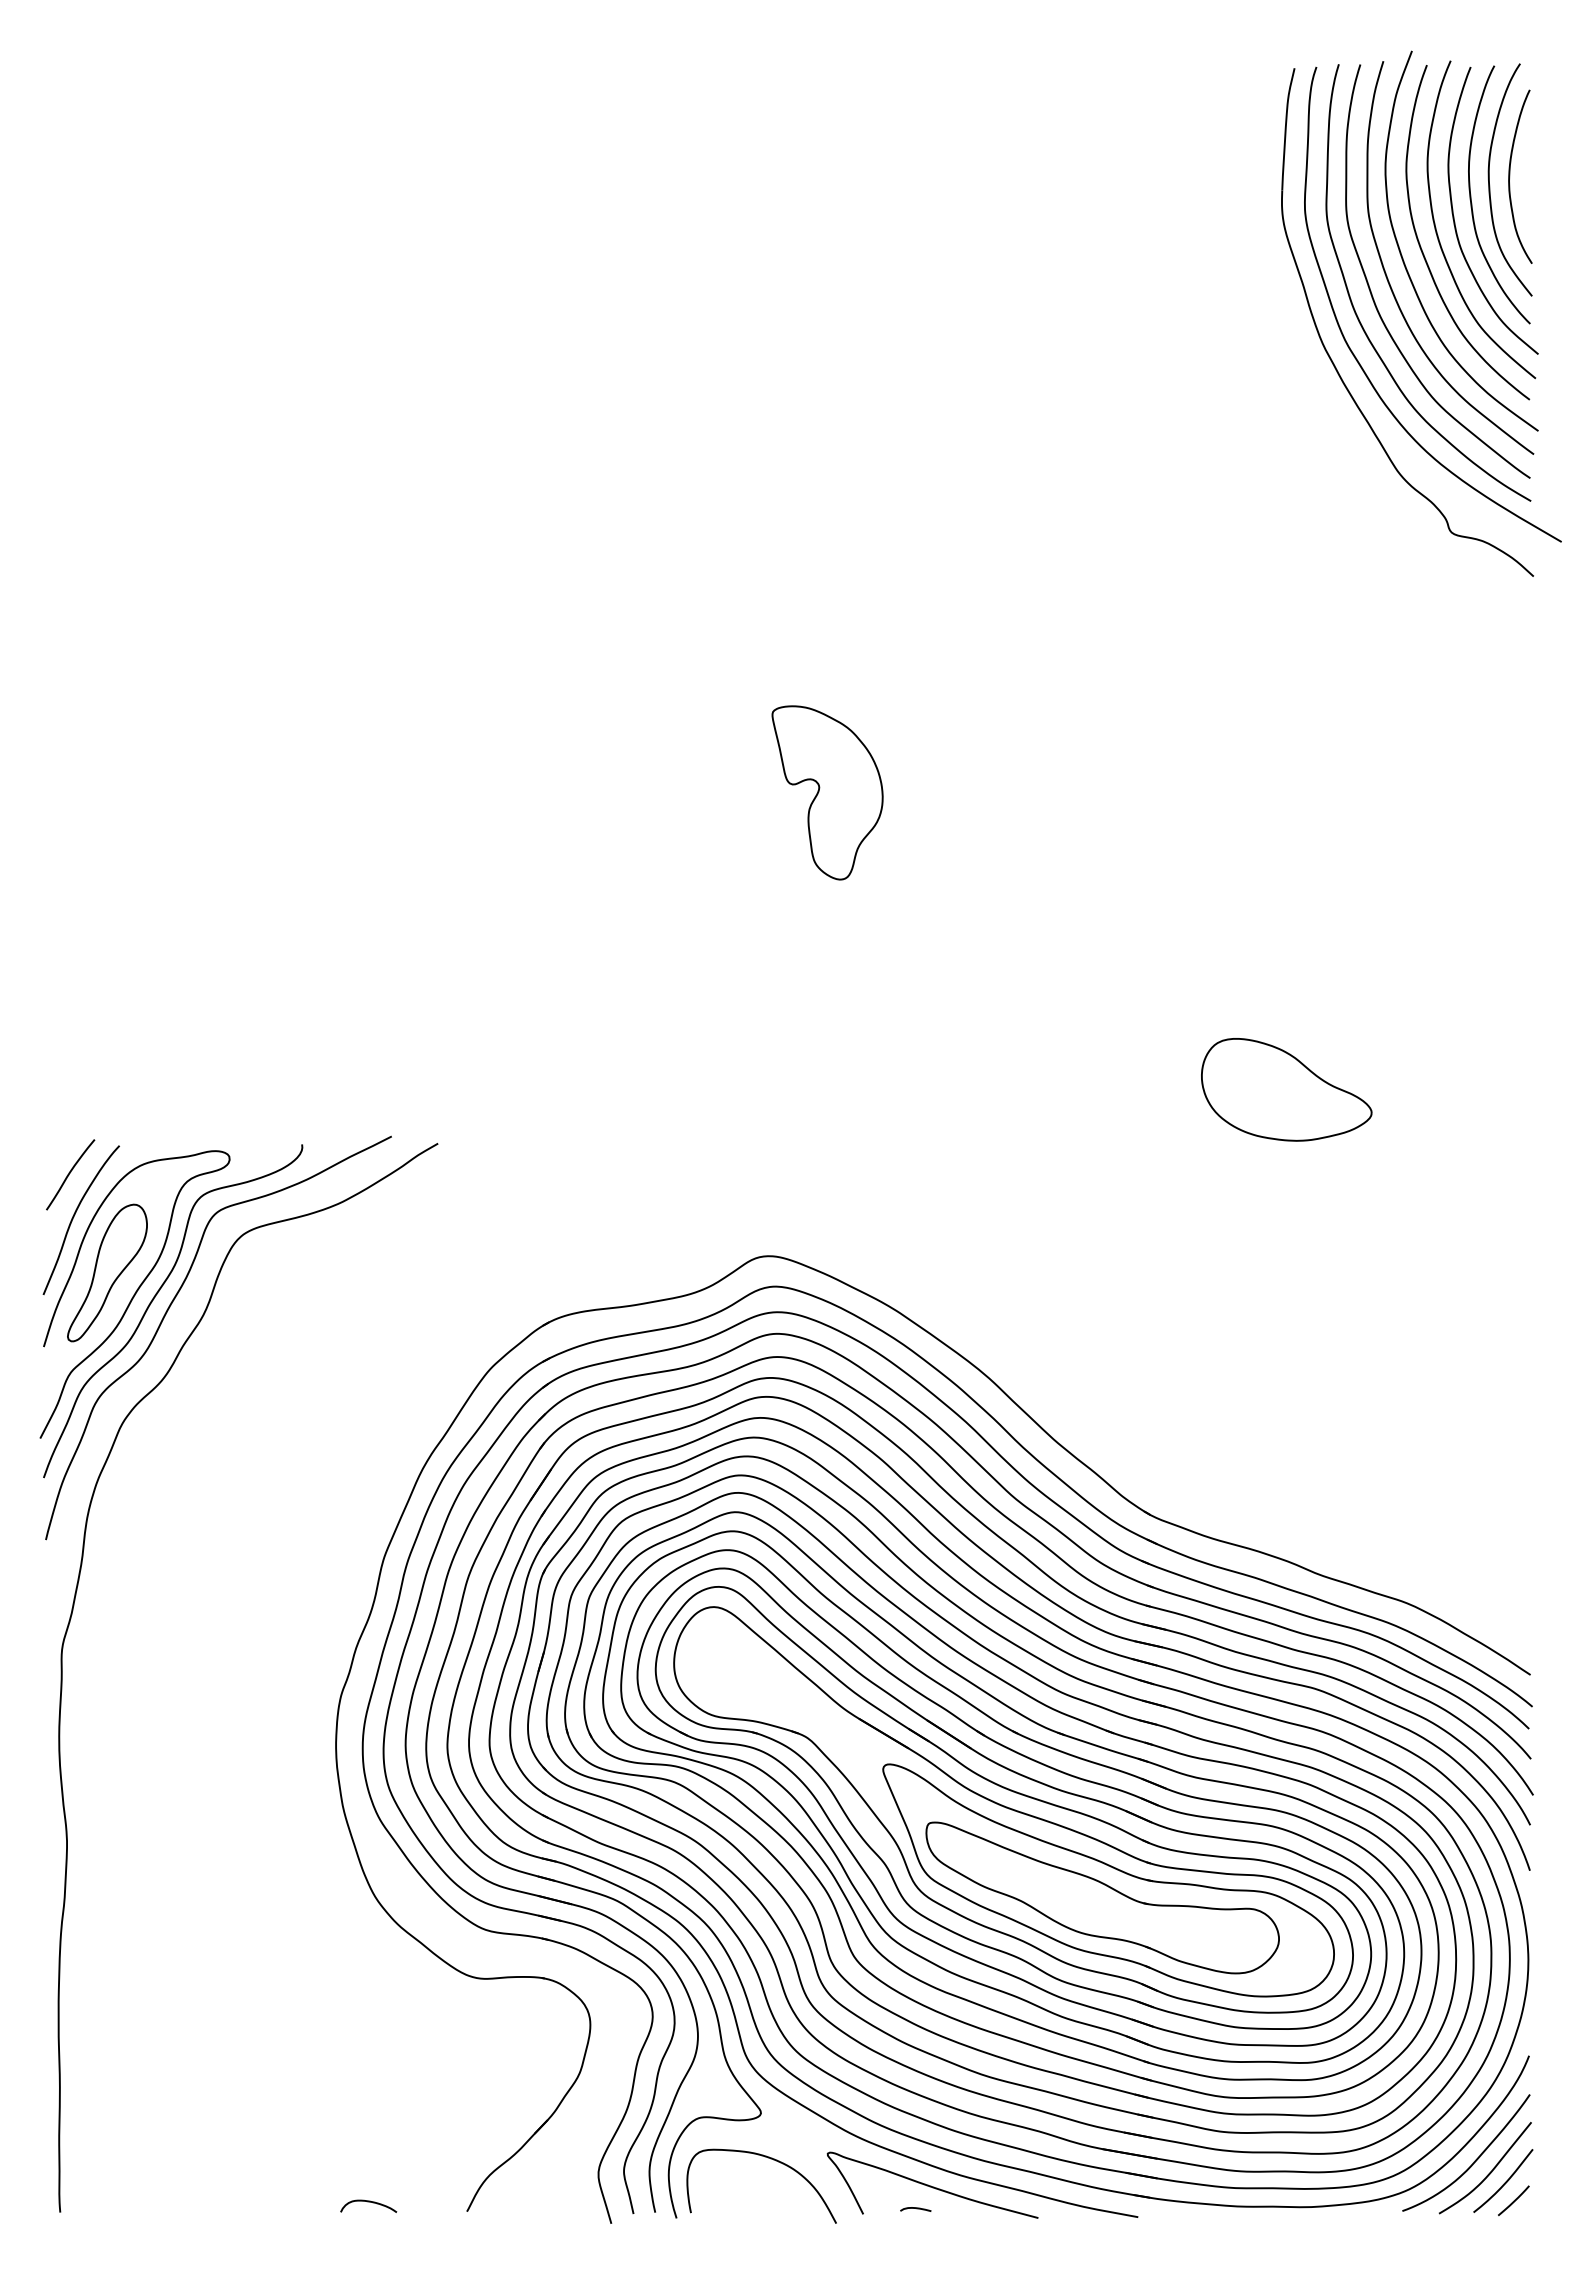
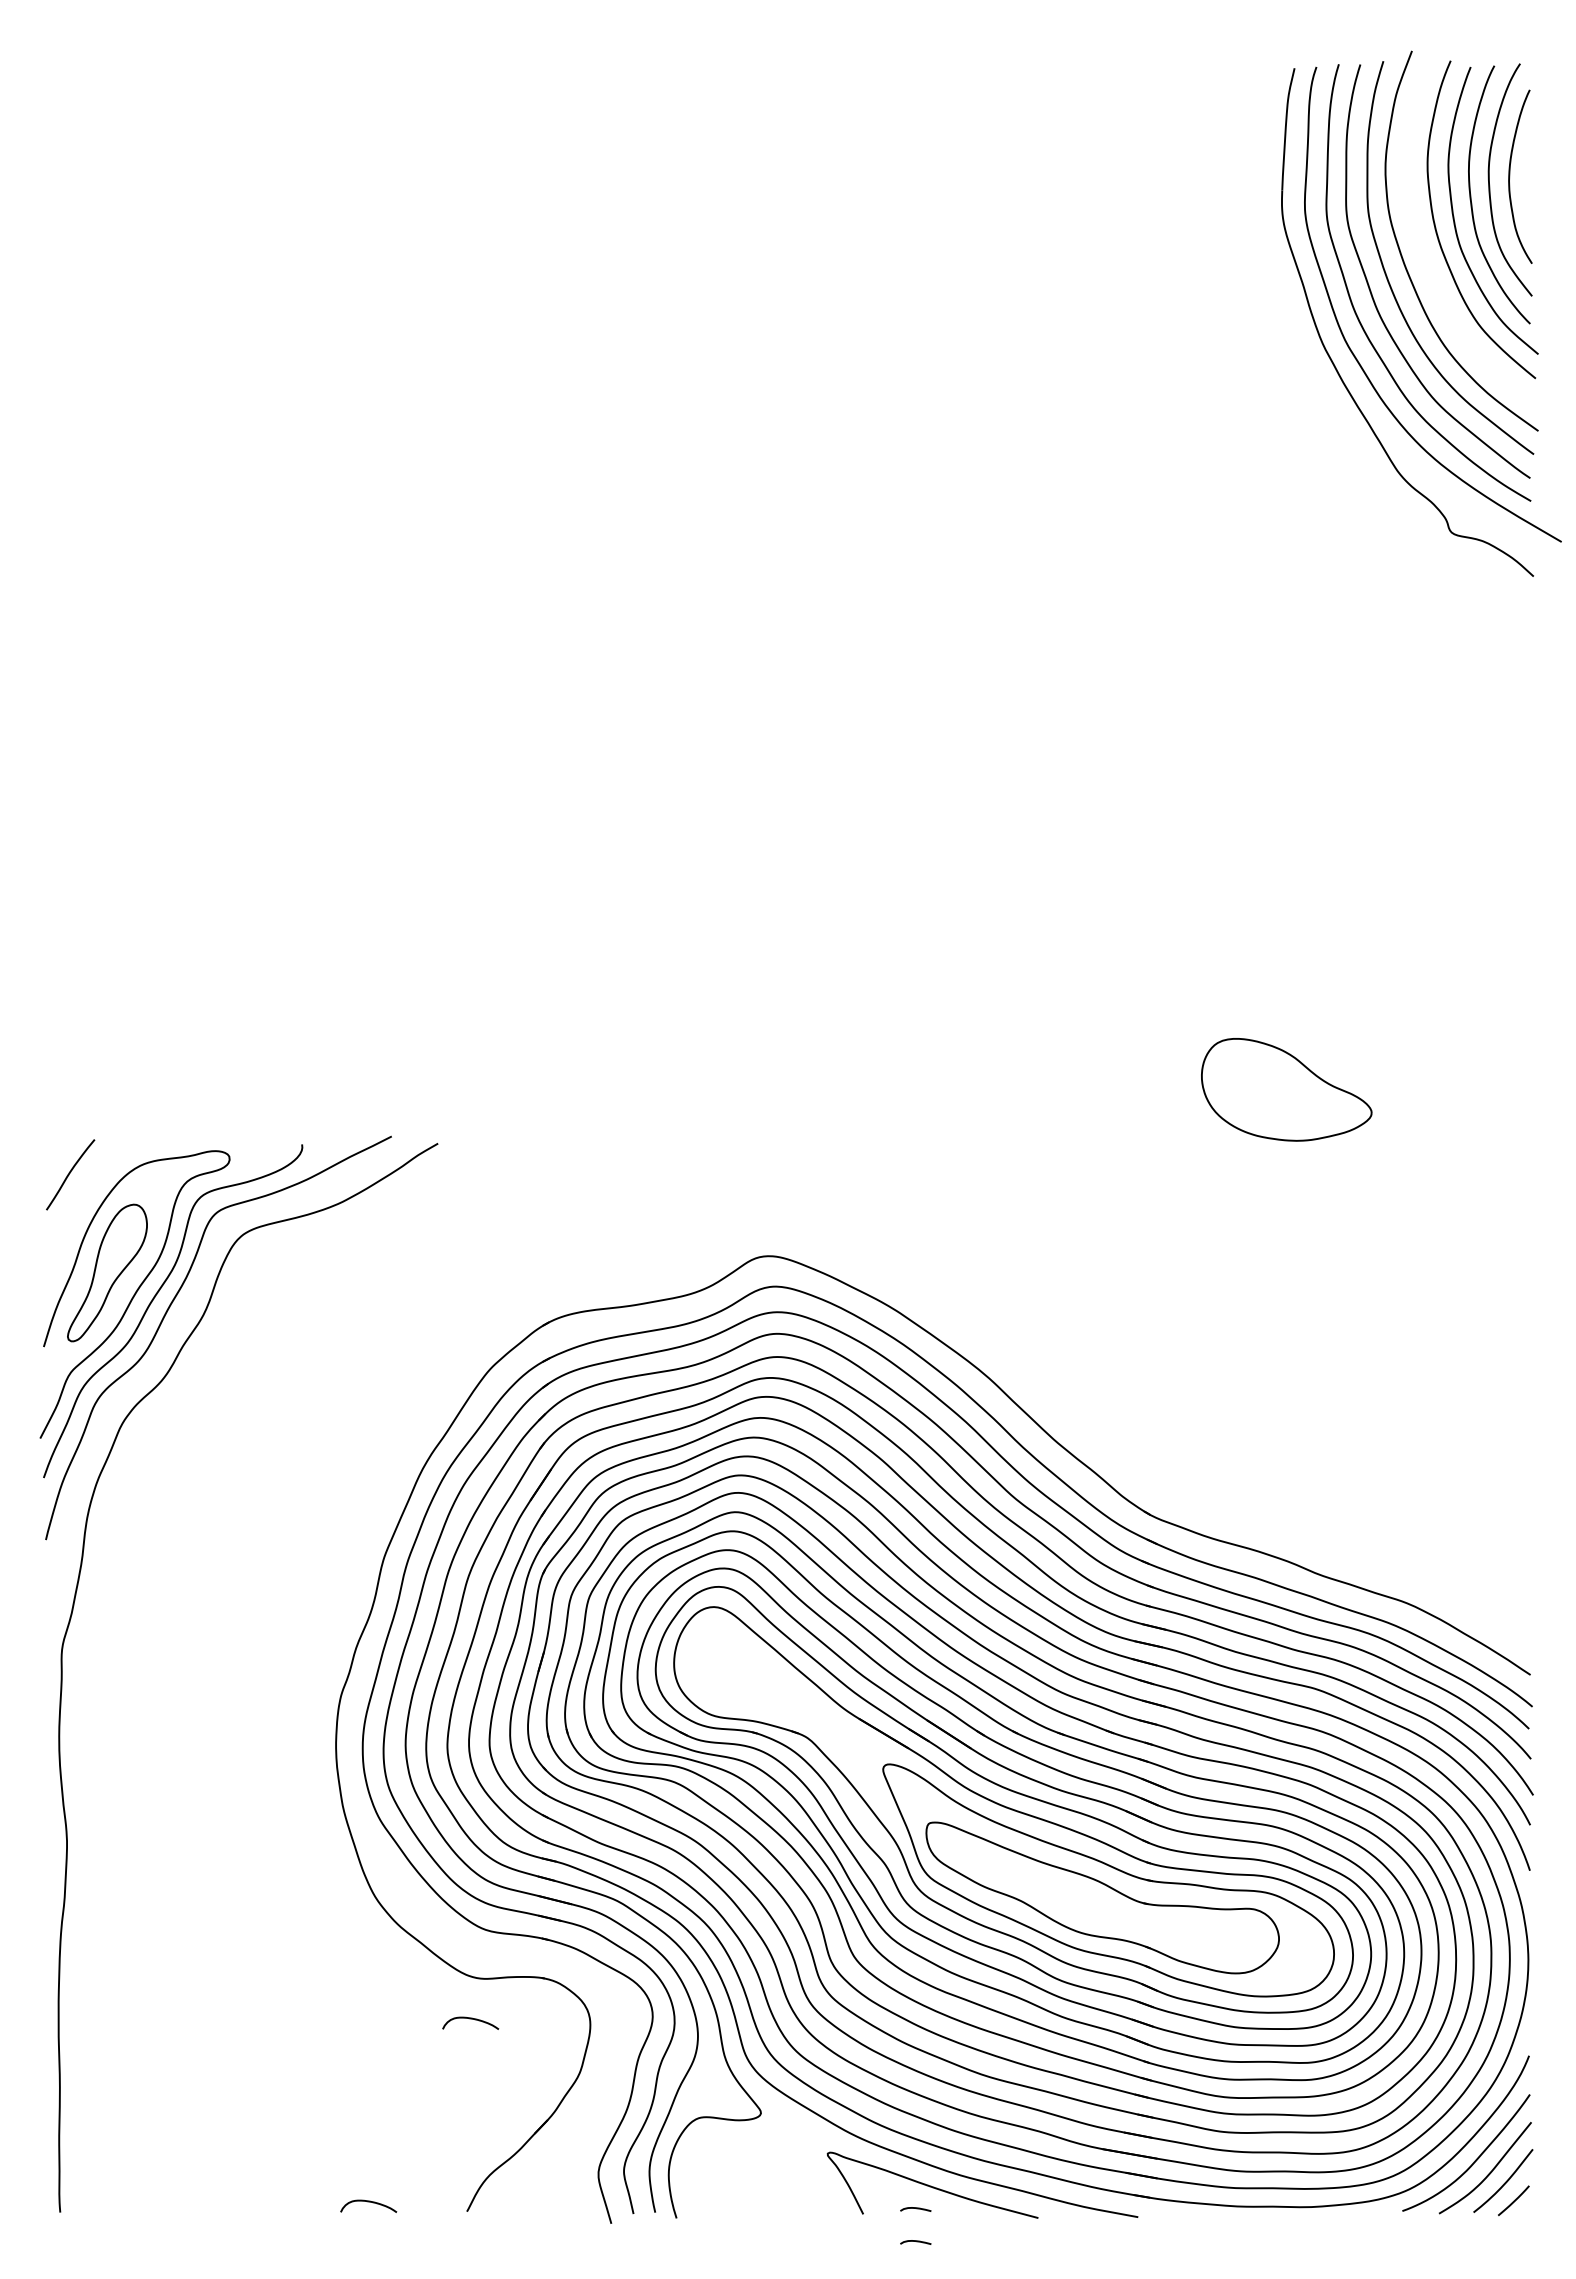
curve: present -> none (1421, 246)
part: present -> none (827, 792)
curve: present -> none (74, 1217)
curve: none -> present (470, 2019)
curve: present -> none (770, 2159)
curve: none -> present (915, 2241)
